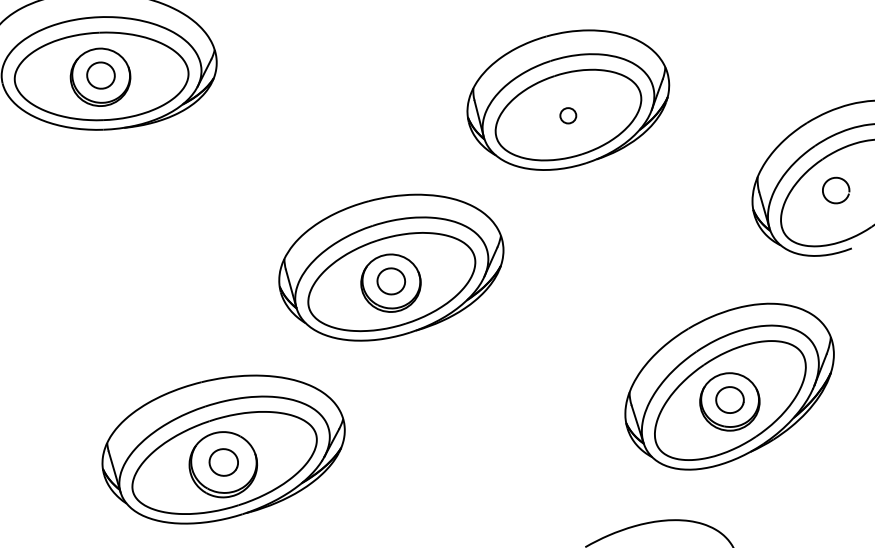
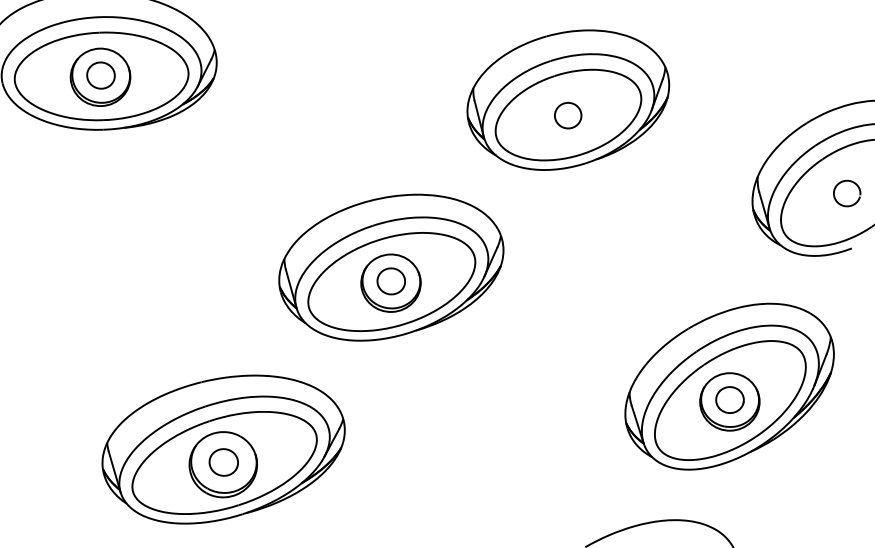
part size: 19x18 px -> 29x28 px (568, 115)
curve position: (839, 179) -> (850, 182) (850, 182)
